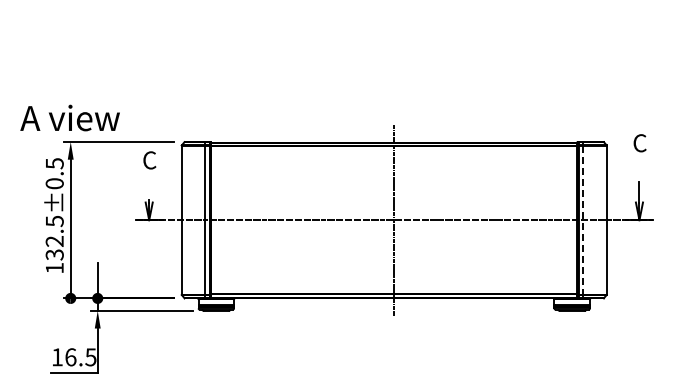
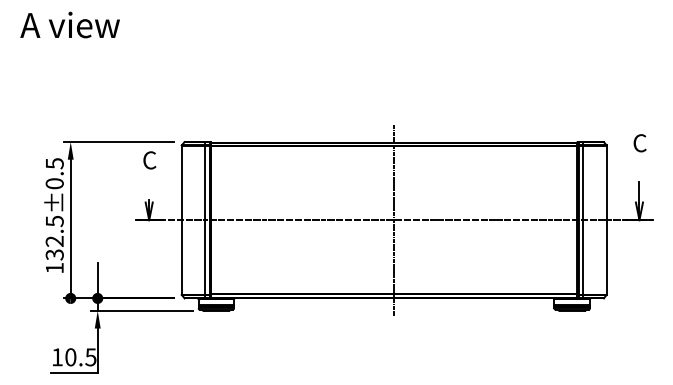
text position: (69, 117) -> (69, 24) (69, 24)
line: dashed -> solid (583, 220)
text: 16.5 -> 10.5 (70, 357)
